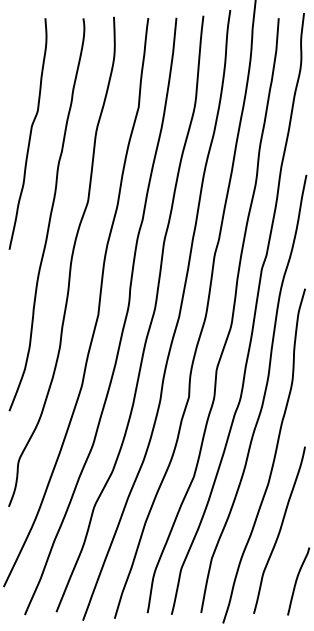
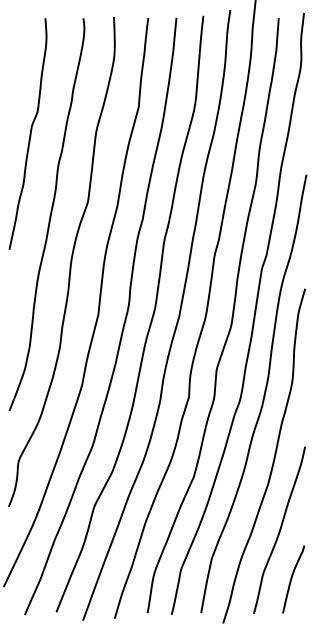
curve position: (297, 581) -> (292, 579) (292, 579)
